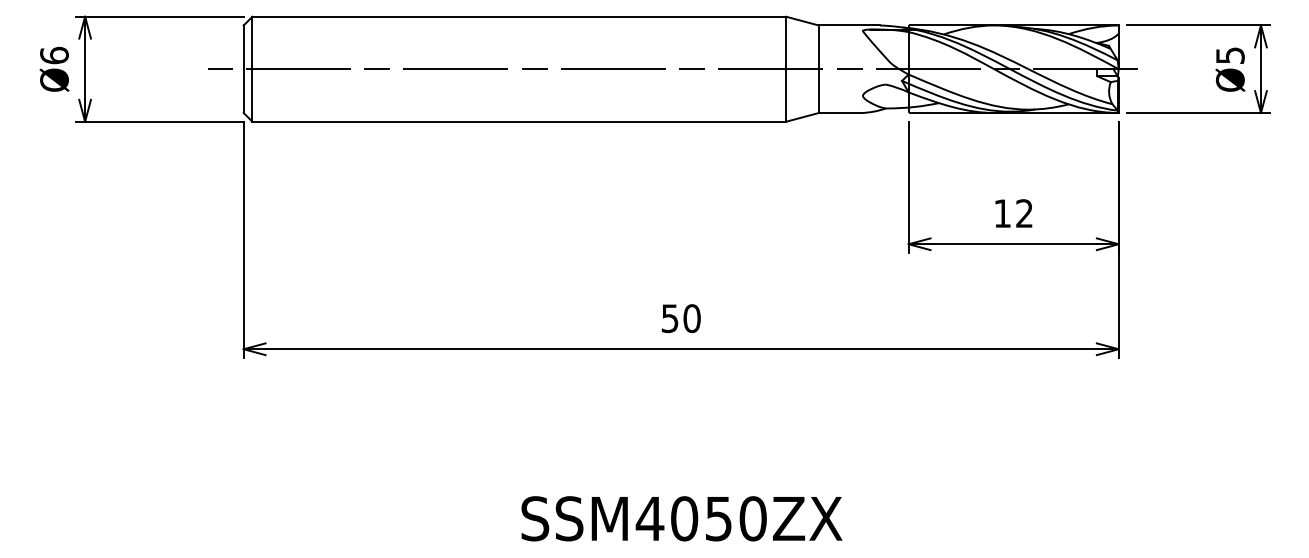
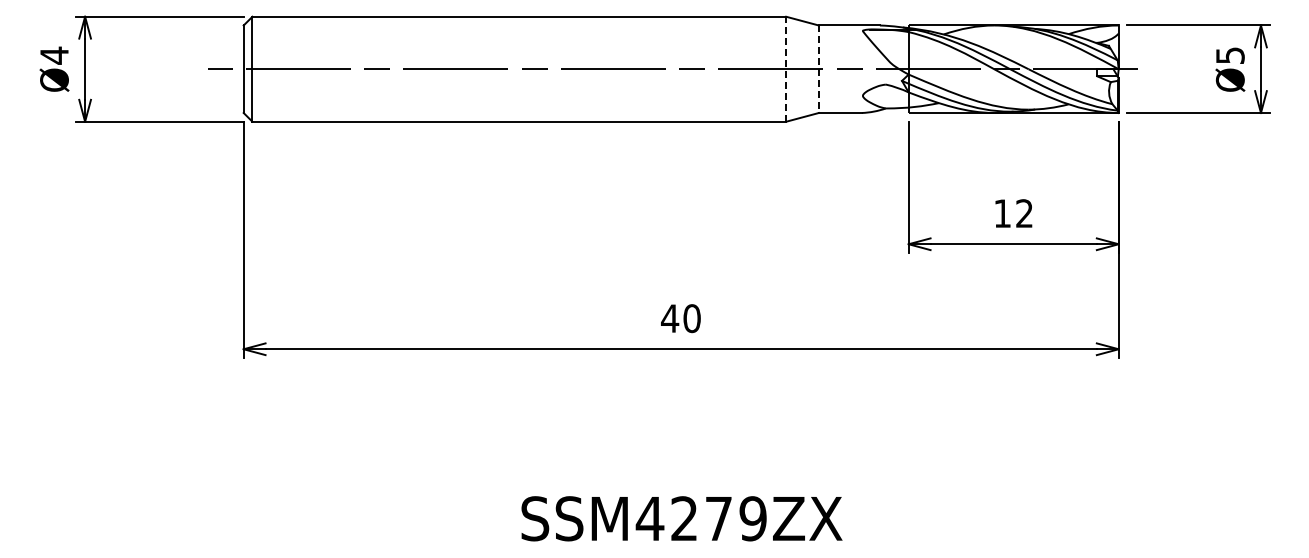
text: Ø6 -> Ø4 (54, 55)
line: solid -> dashed (786, 69)
line: solid -> dashed (818, 69)
text: 50 -> 40 (670, 318)
text: SSM4050ZX -> SSM4279ZX (718, 518)
